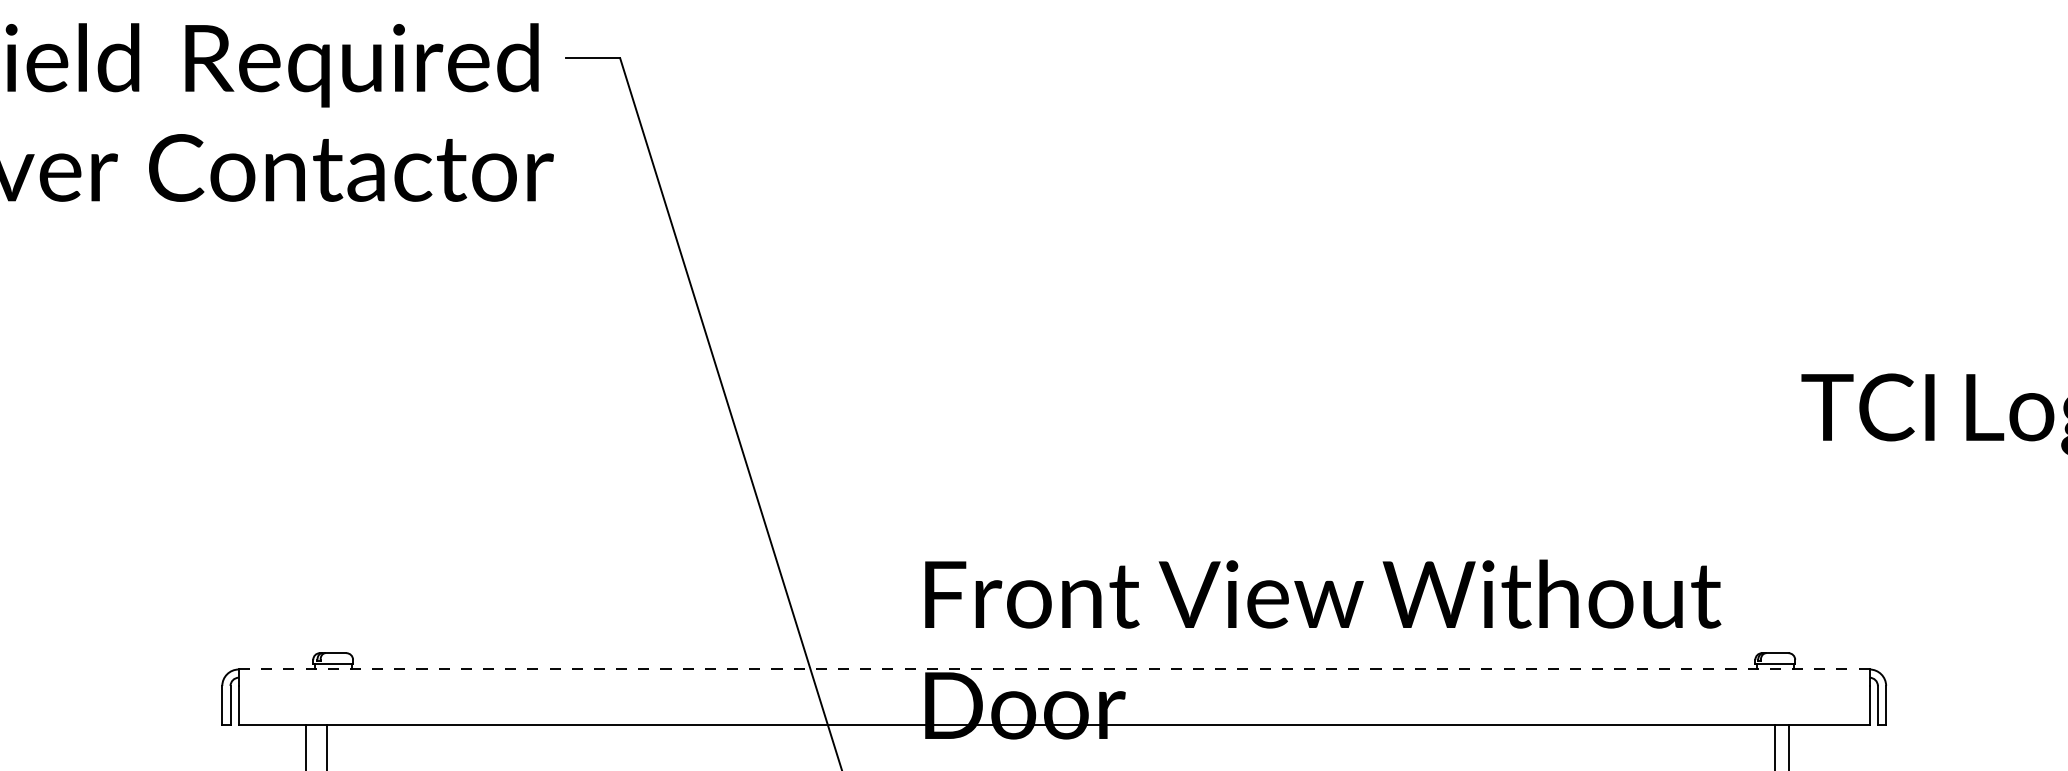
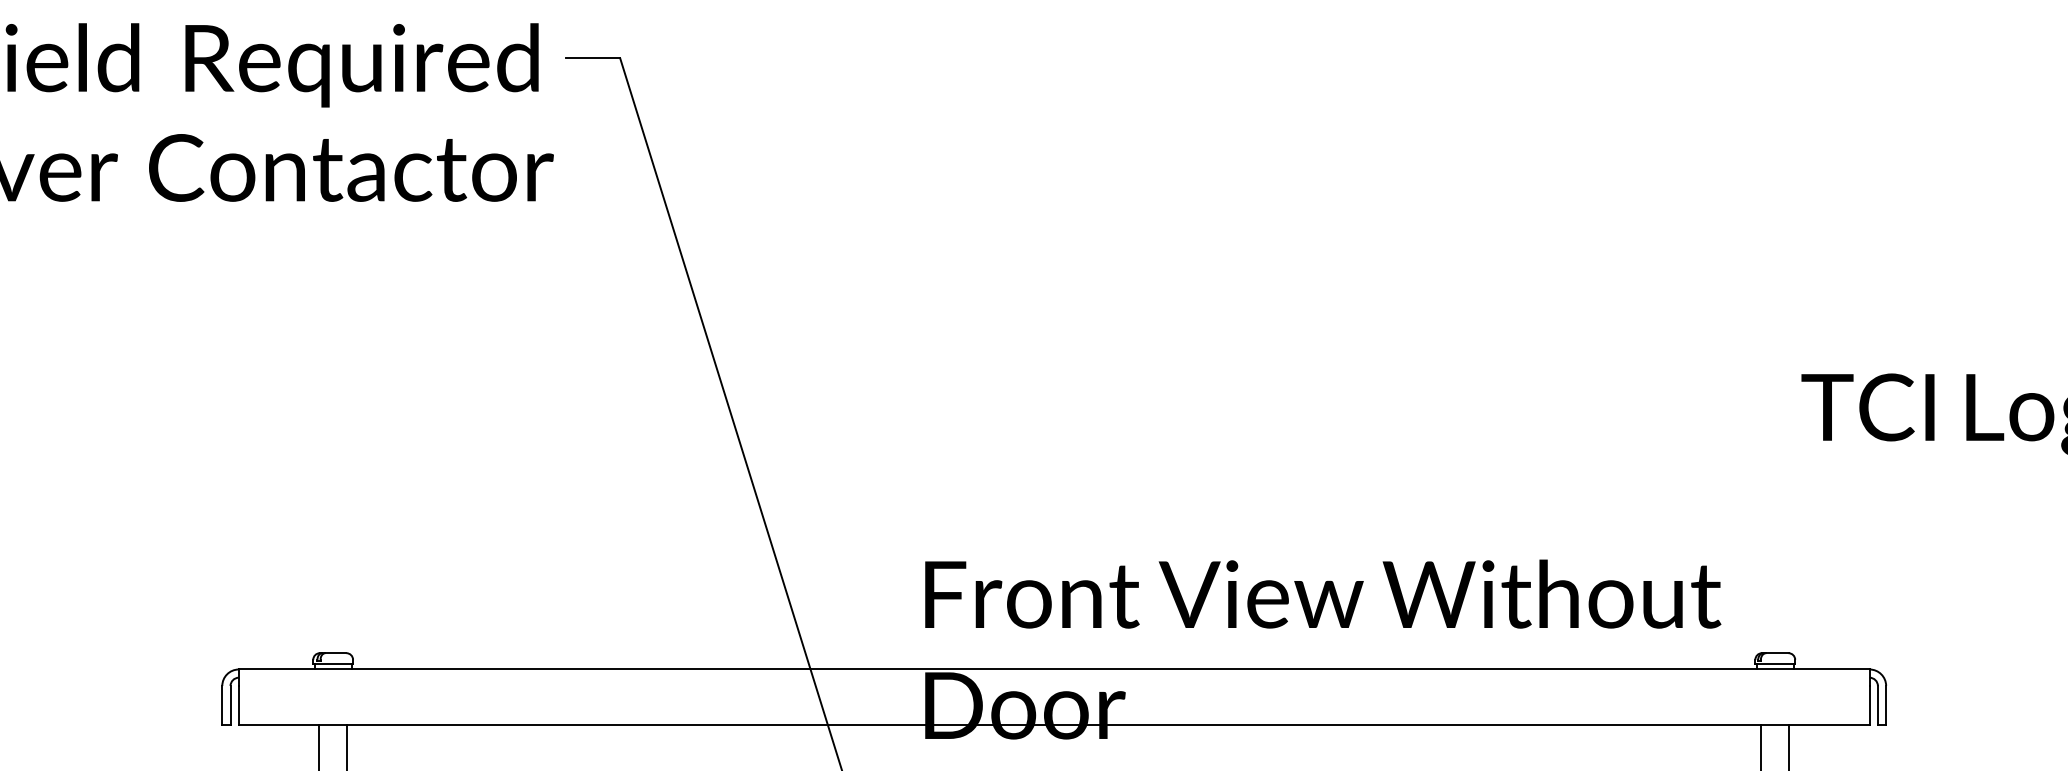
line: dashed -> solid (1053, 669)
line position: (306, 745) -> (319, 745) (319, 745)
line position: (326, 745) -> (346, 745) (346, 745)
line position: (1775, 745) -> (1761, 745) (1761, 745)
